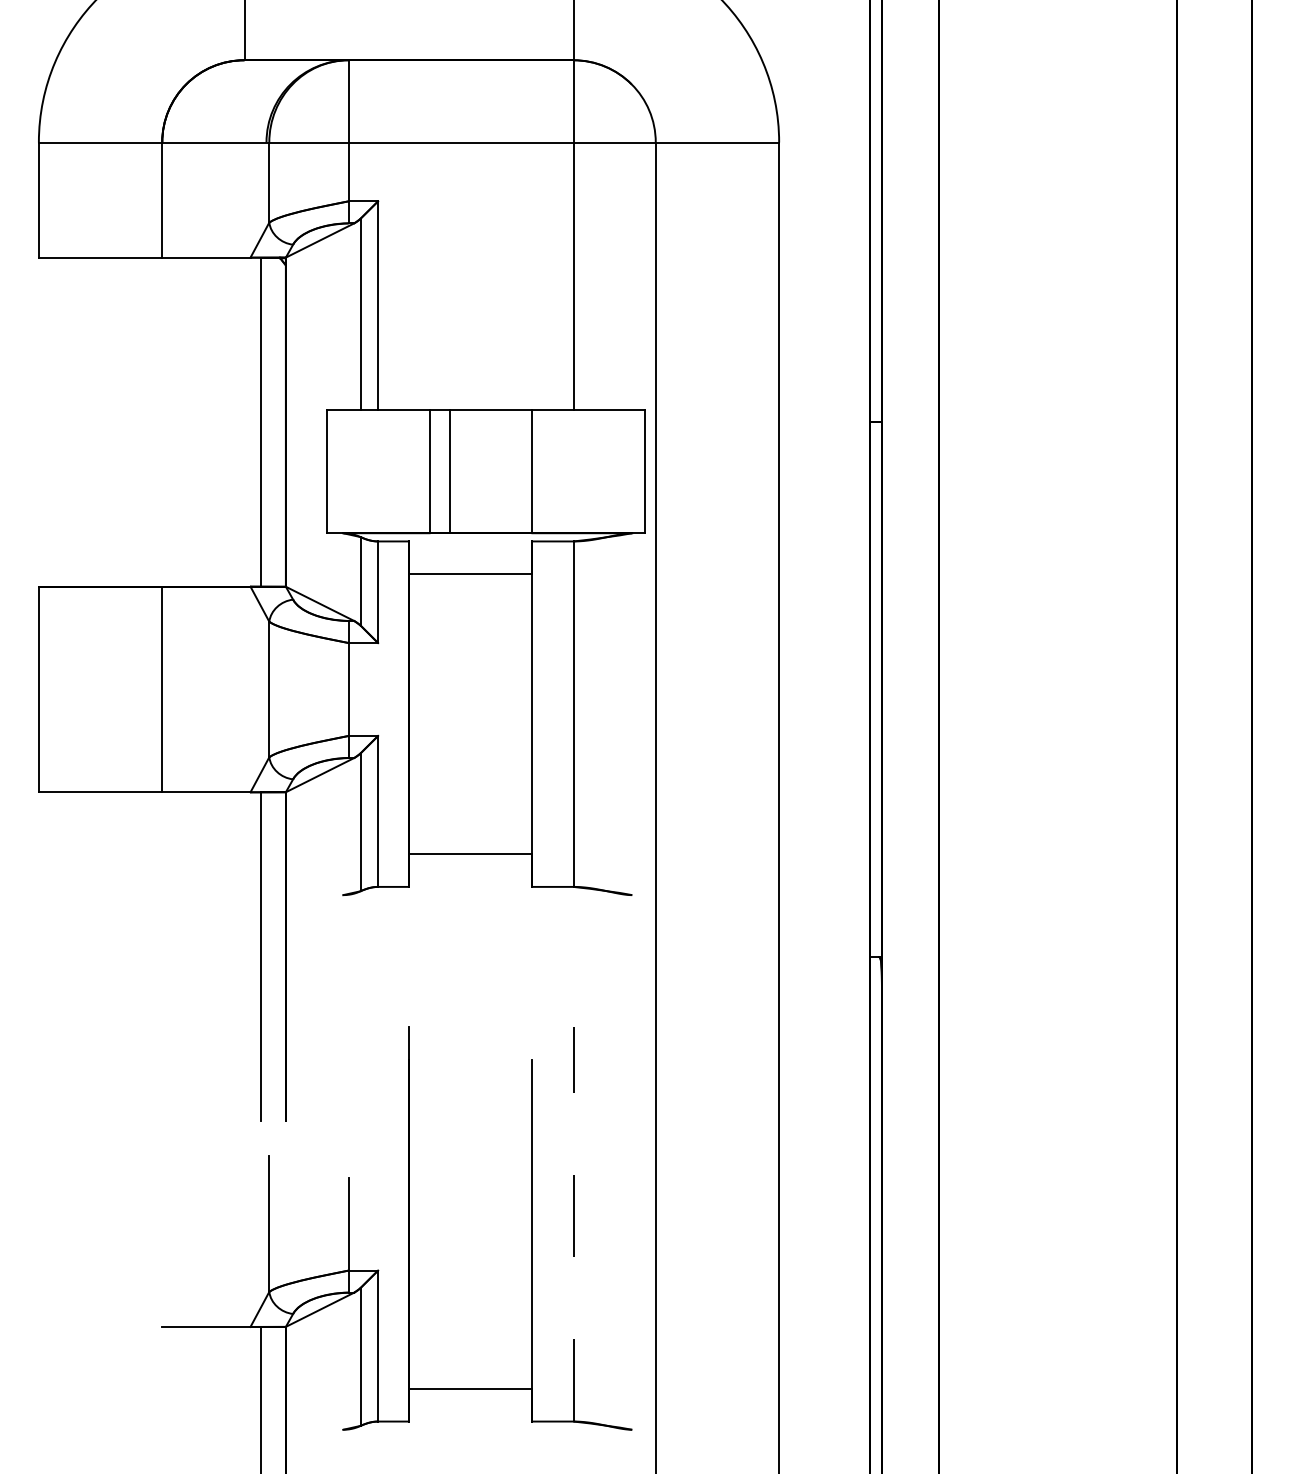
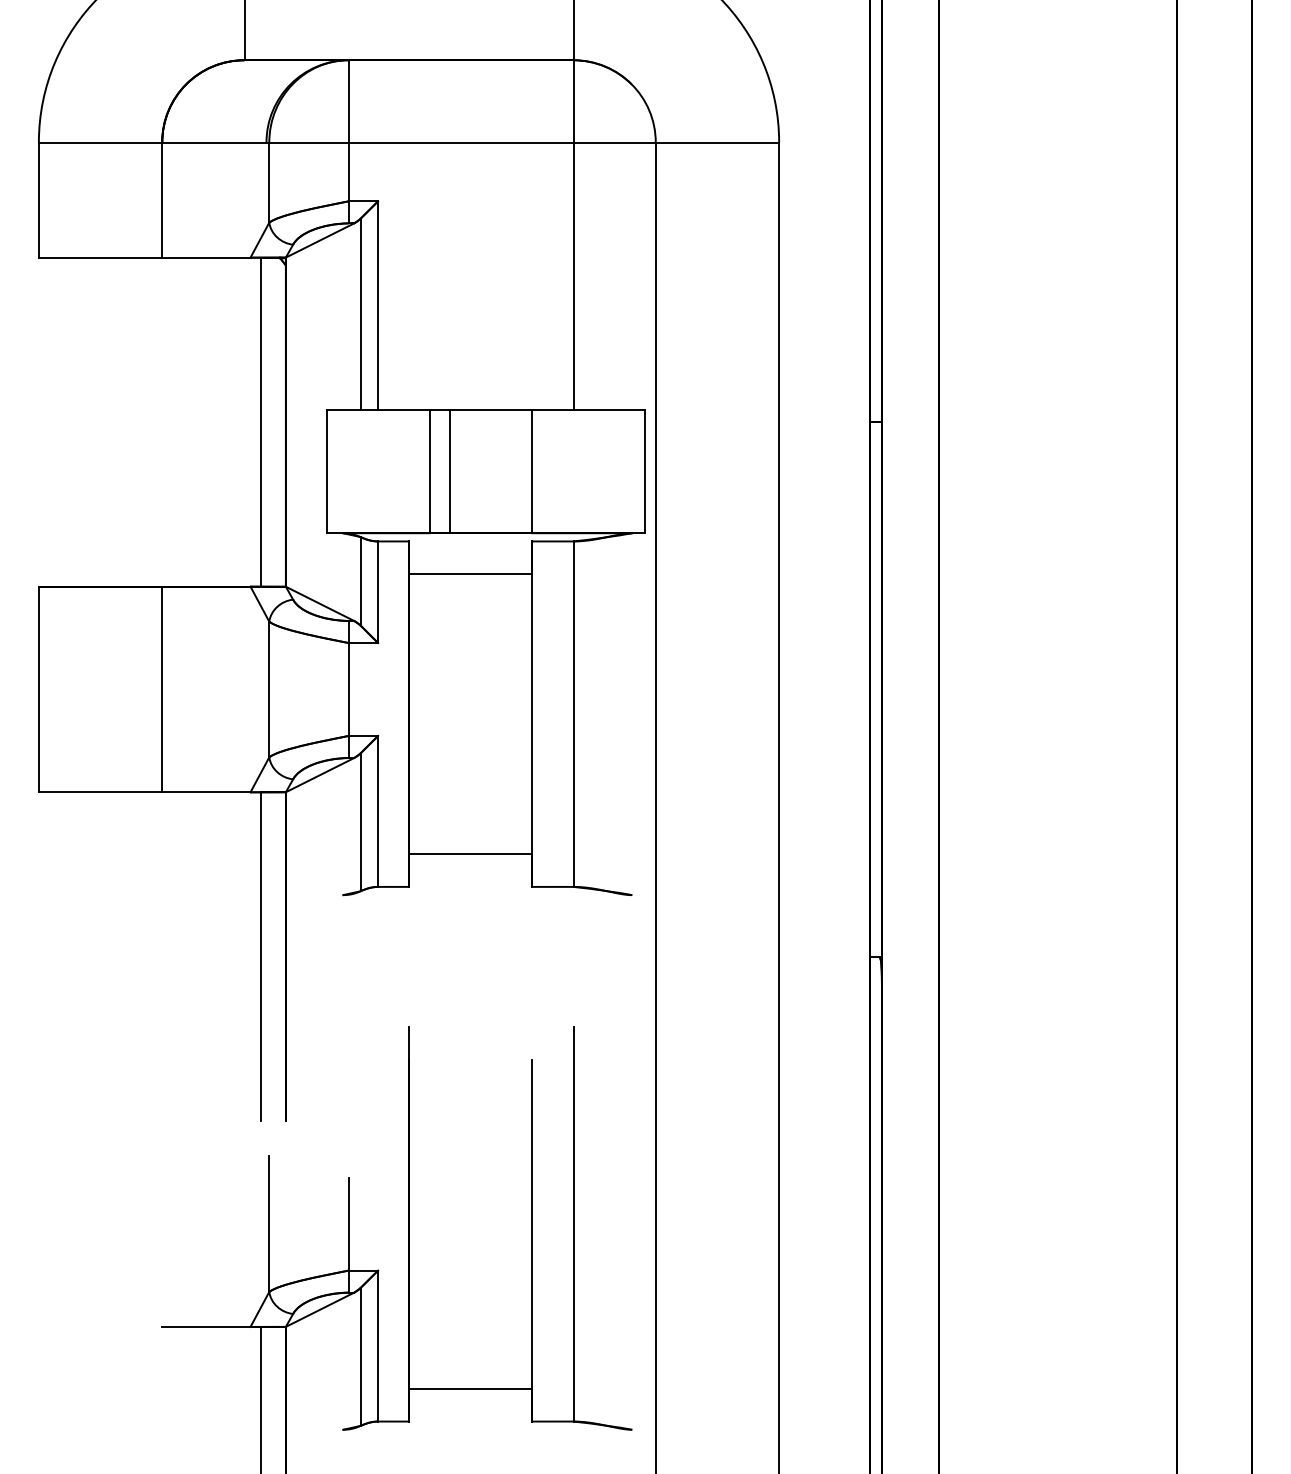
line: dashed -> solid (573, 1223)
